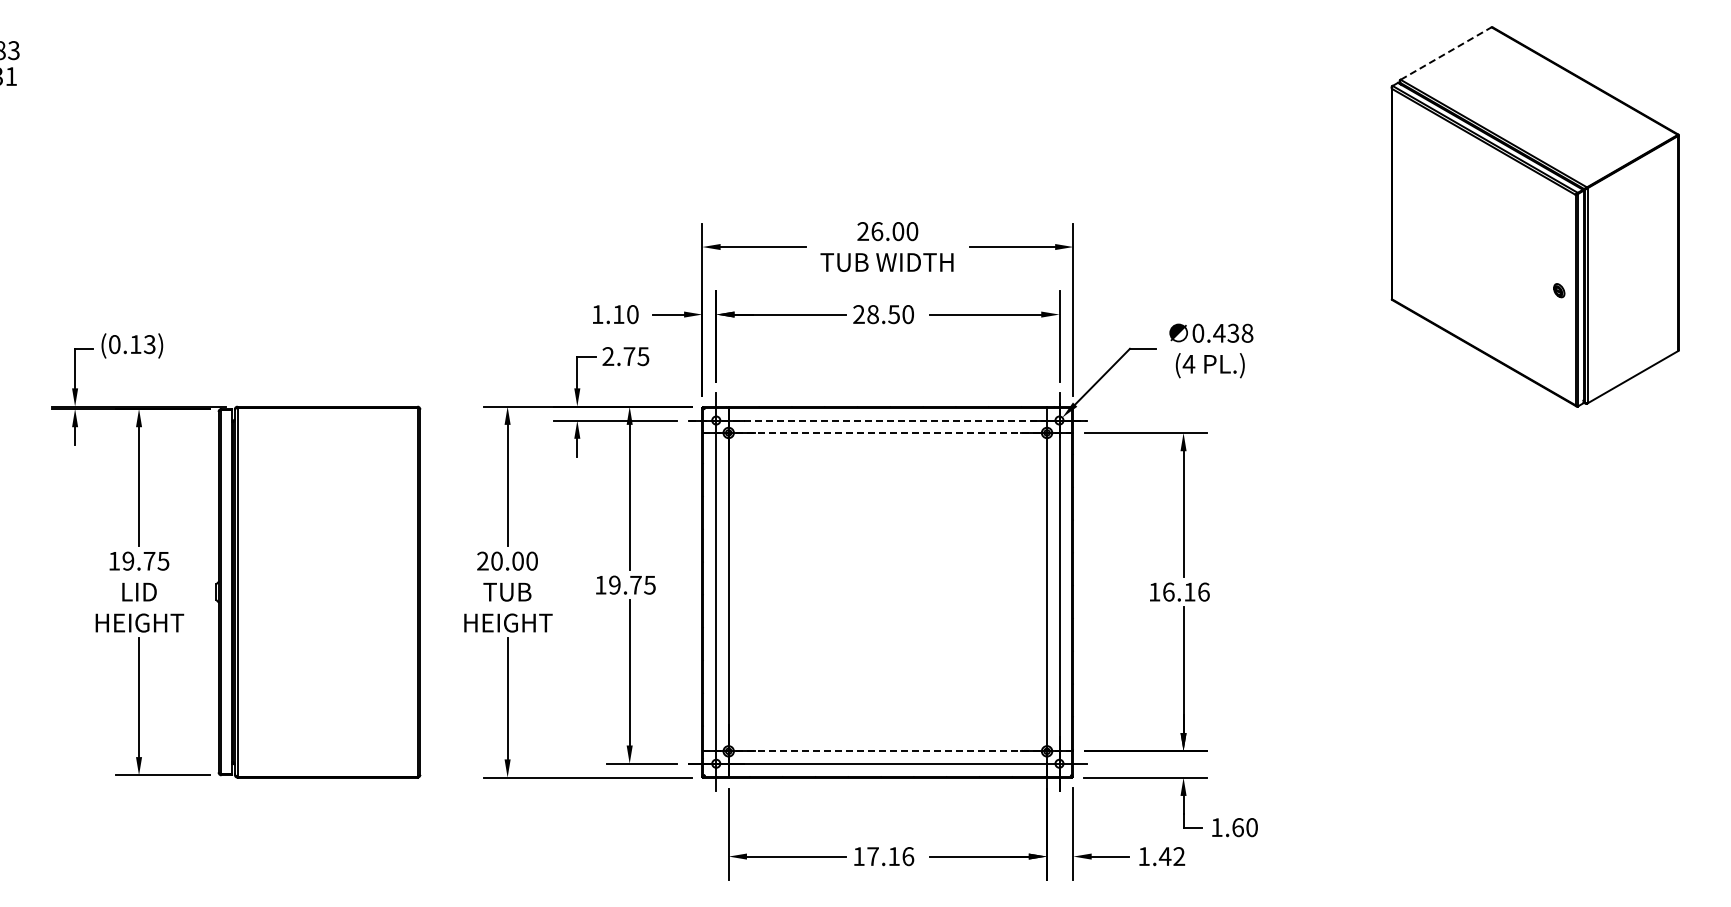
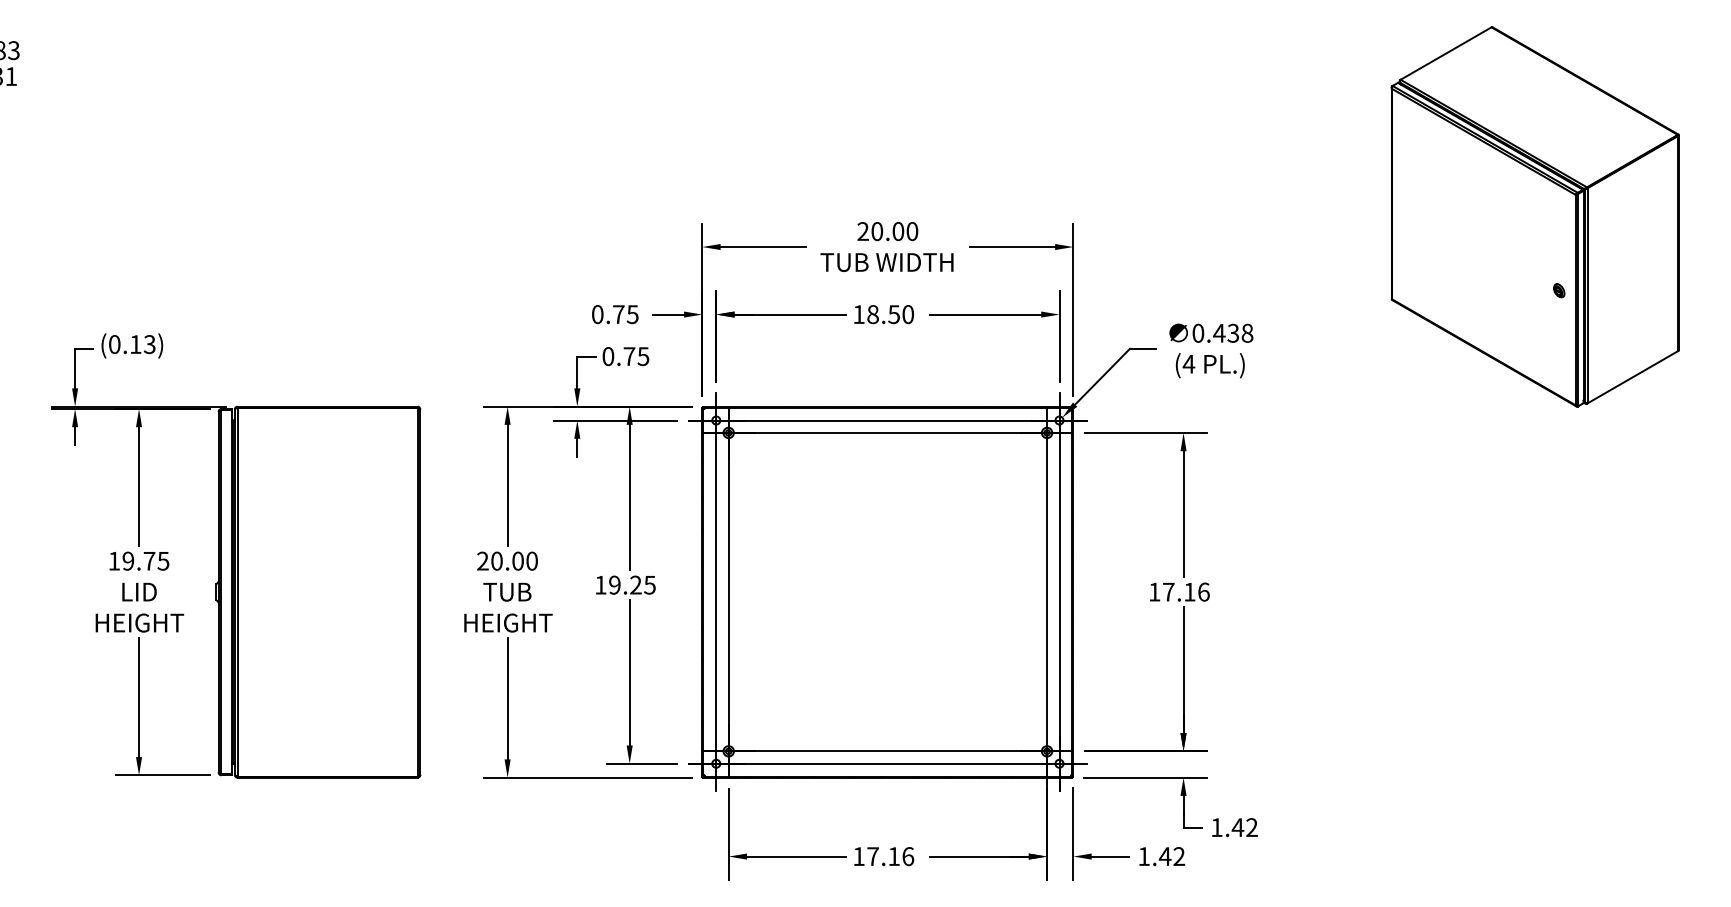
line: dashed -> solid (1446, 53)
text: 26.00 -> 20.00 (877, 231)
text: 1.10 -> 0.75 (615, 314)
text: 28.50 -> 18.50 (858, 314)
text: 2.75 -> 0.75 (608, 356)
line: dashed -> solid (887, 420)
line: dashed -> solid (888, 432)
text: 19.75 -> 19.25 (635, 584)
text: 16.16 -> 17.16 (1168, 591)
line: dashed -> solid (887, 751)
text: 1.60 -> 1.42 (1244, 827)
